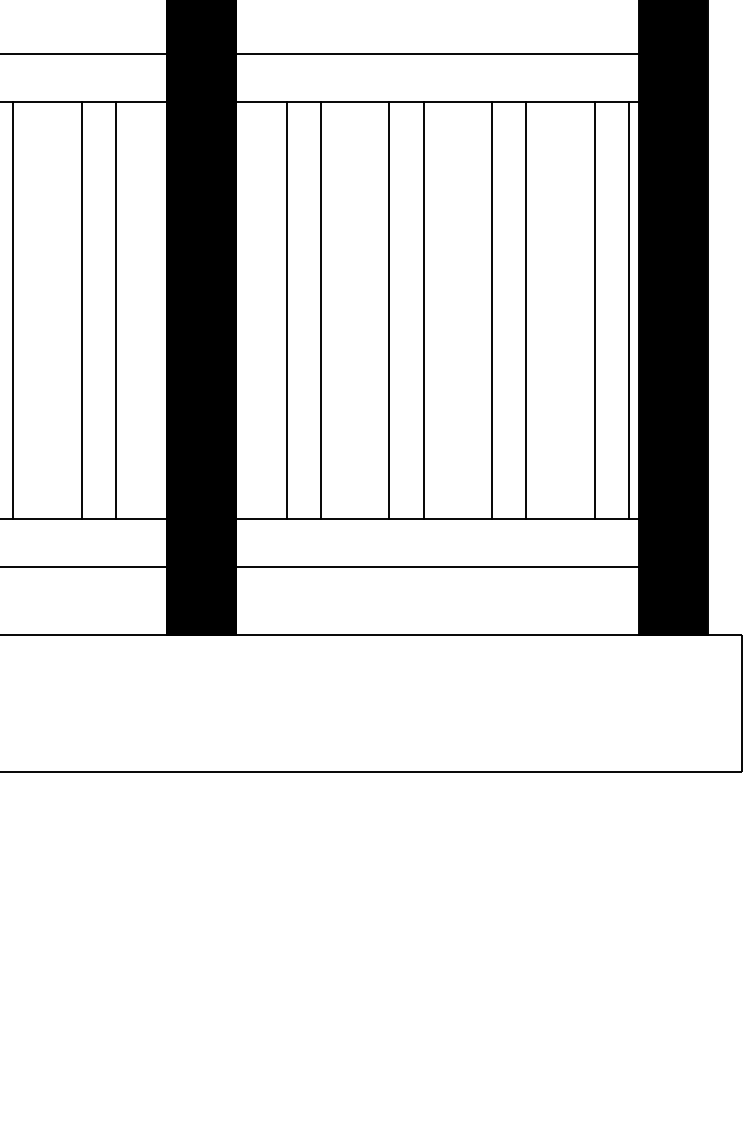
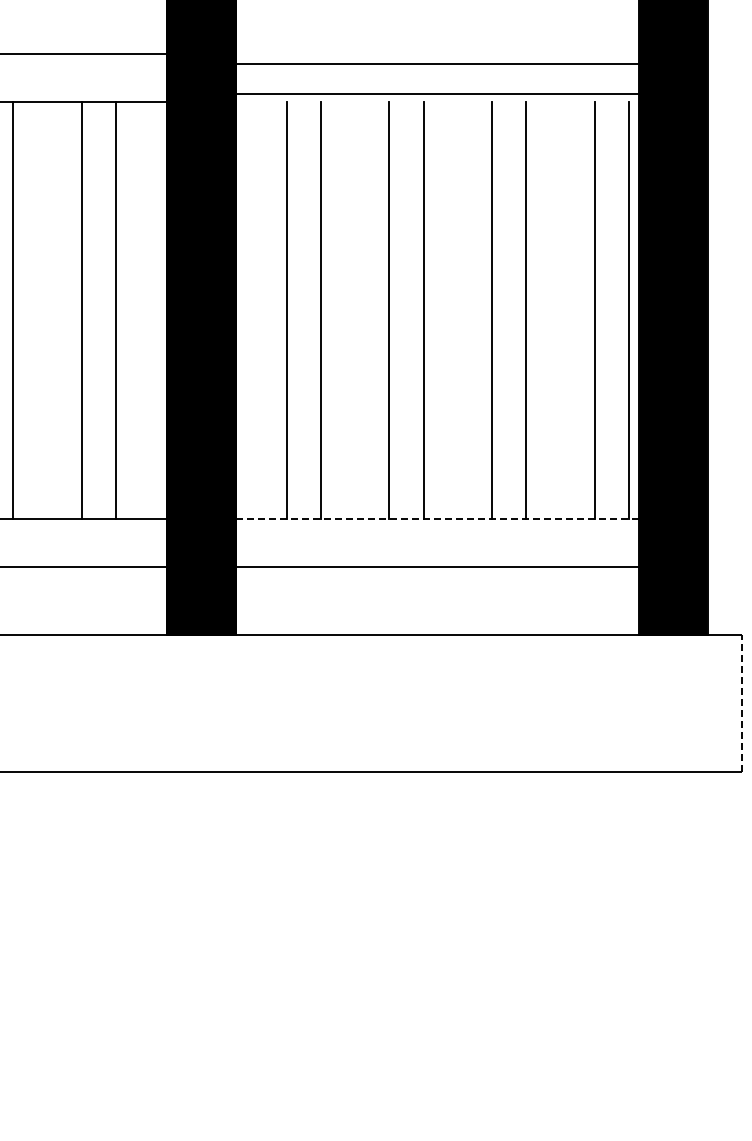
line position: (437, 53) -> (437, 63) (437, 63)
line position: (437, 101) -> (437, 93) (437, 93)
line: solid -> dashed (437, 518)
line: solid -> dashed (741, 702)
